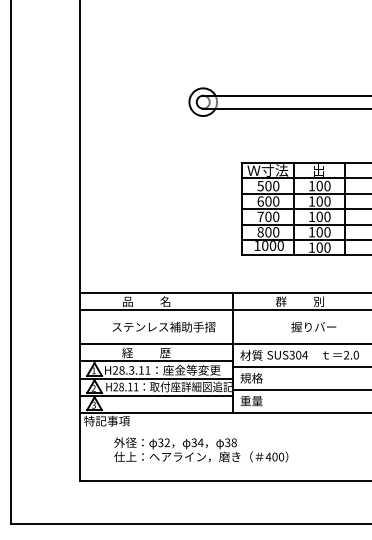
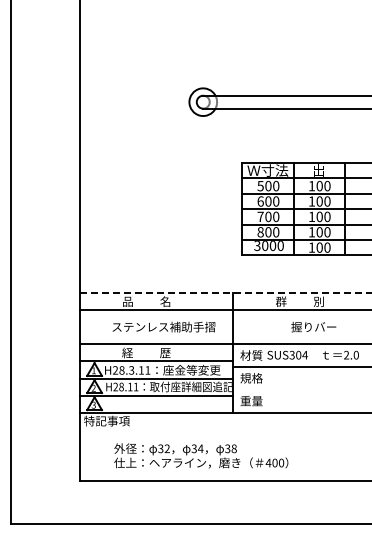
text: 1000 -> 3000 (257, 246)
line: solid -> dashed (225, 293)
line: present -> none (300, 389)
text position: (201, 449) -> (201, 455) (201, 455)
